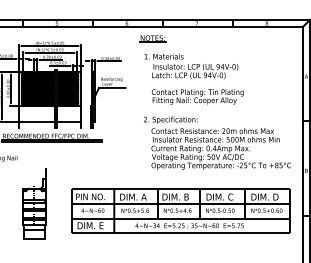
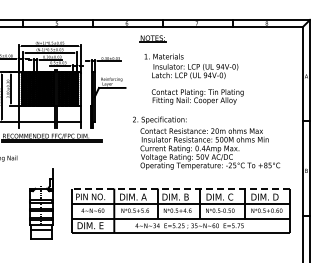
text position: (217, 142) -> (206, 142) (206, 142)
line: solid -> dashed (180, 188)
part position: (34, 203) -> (41, 203) (41, 203)
